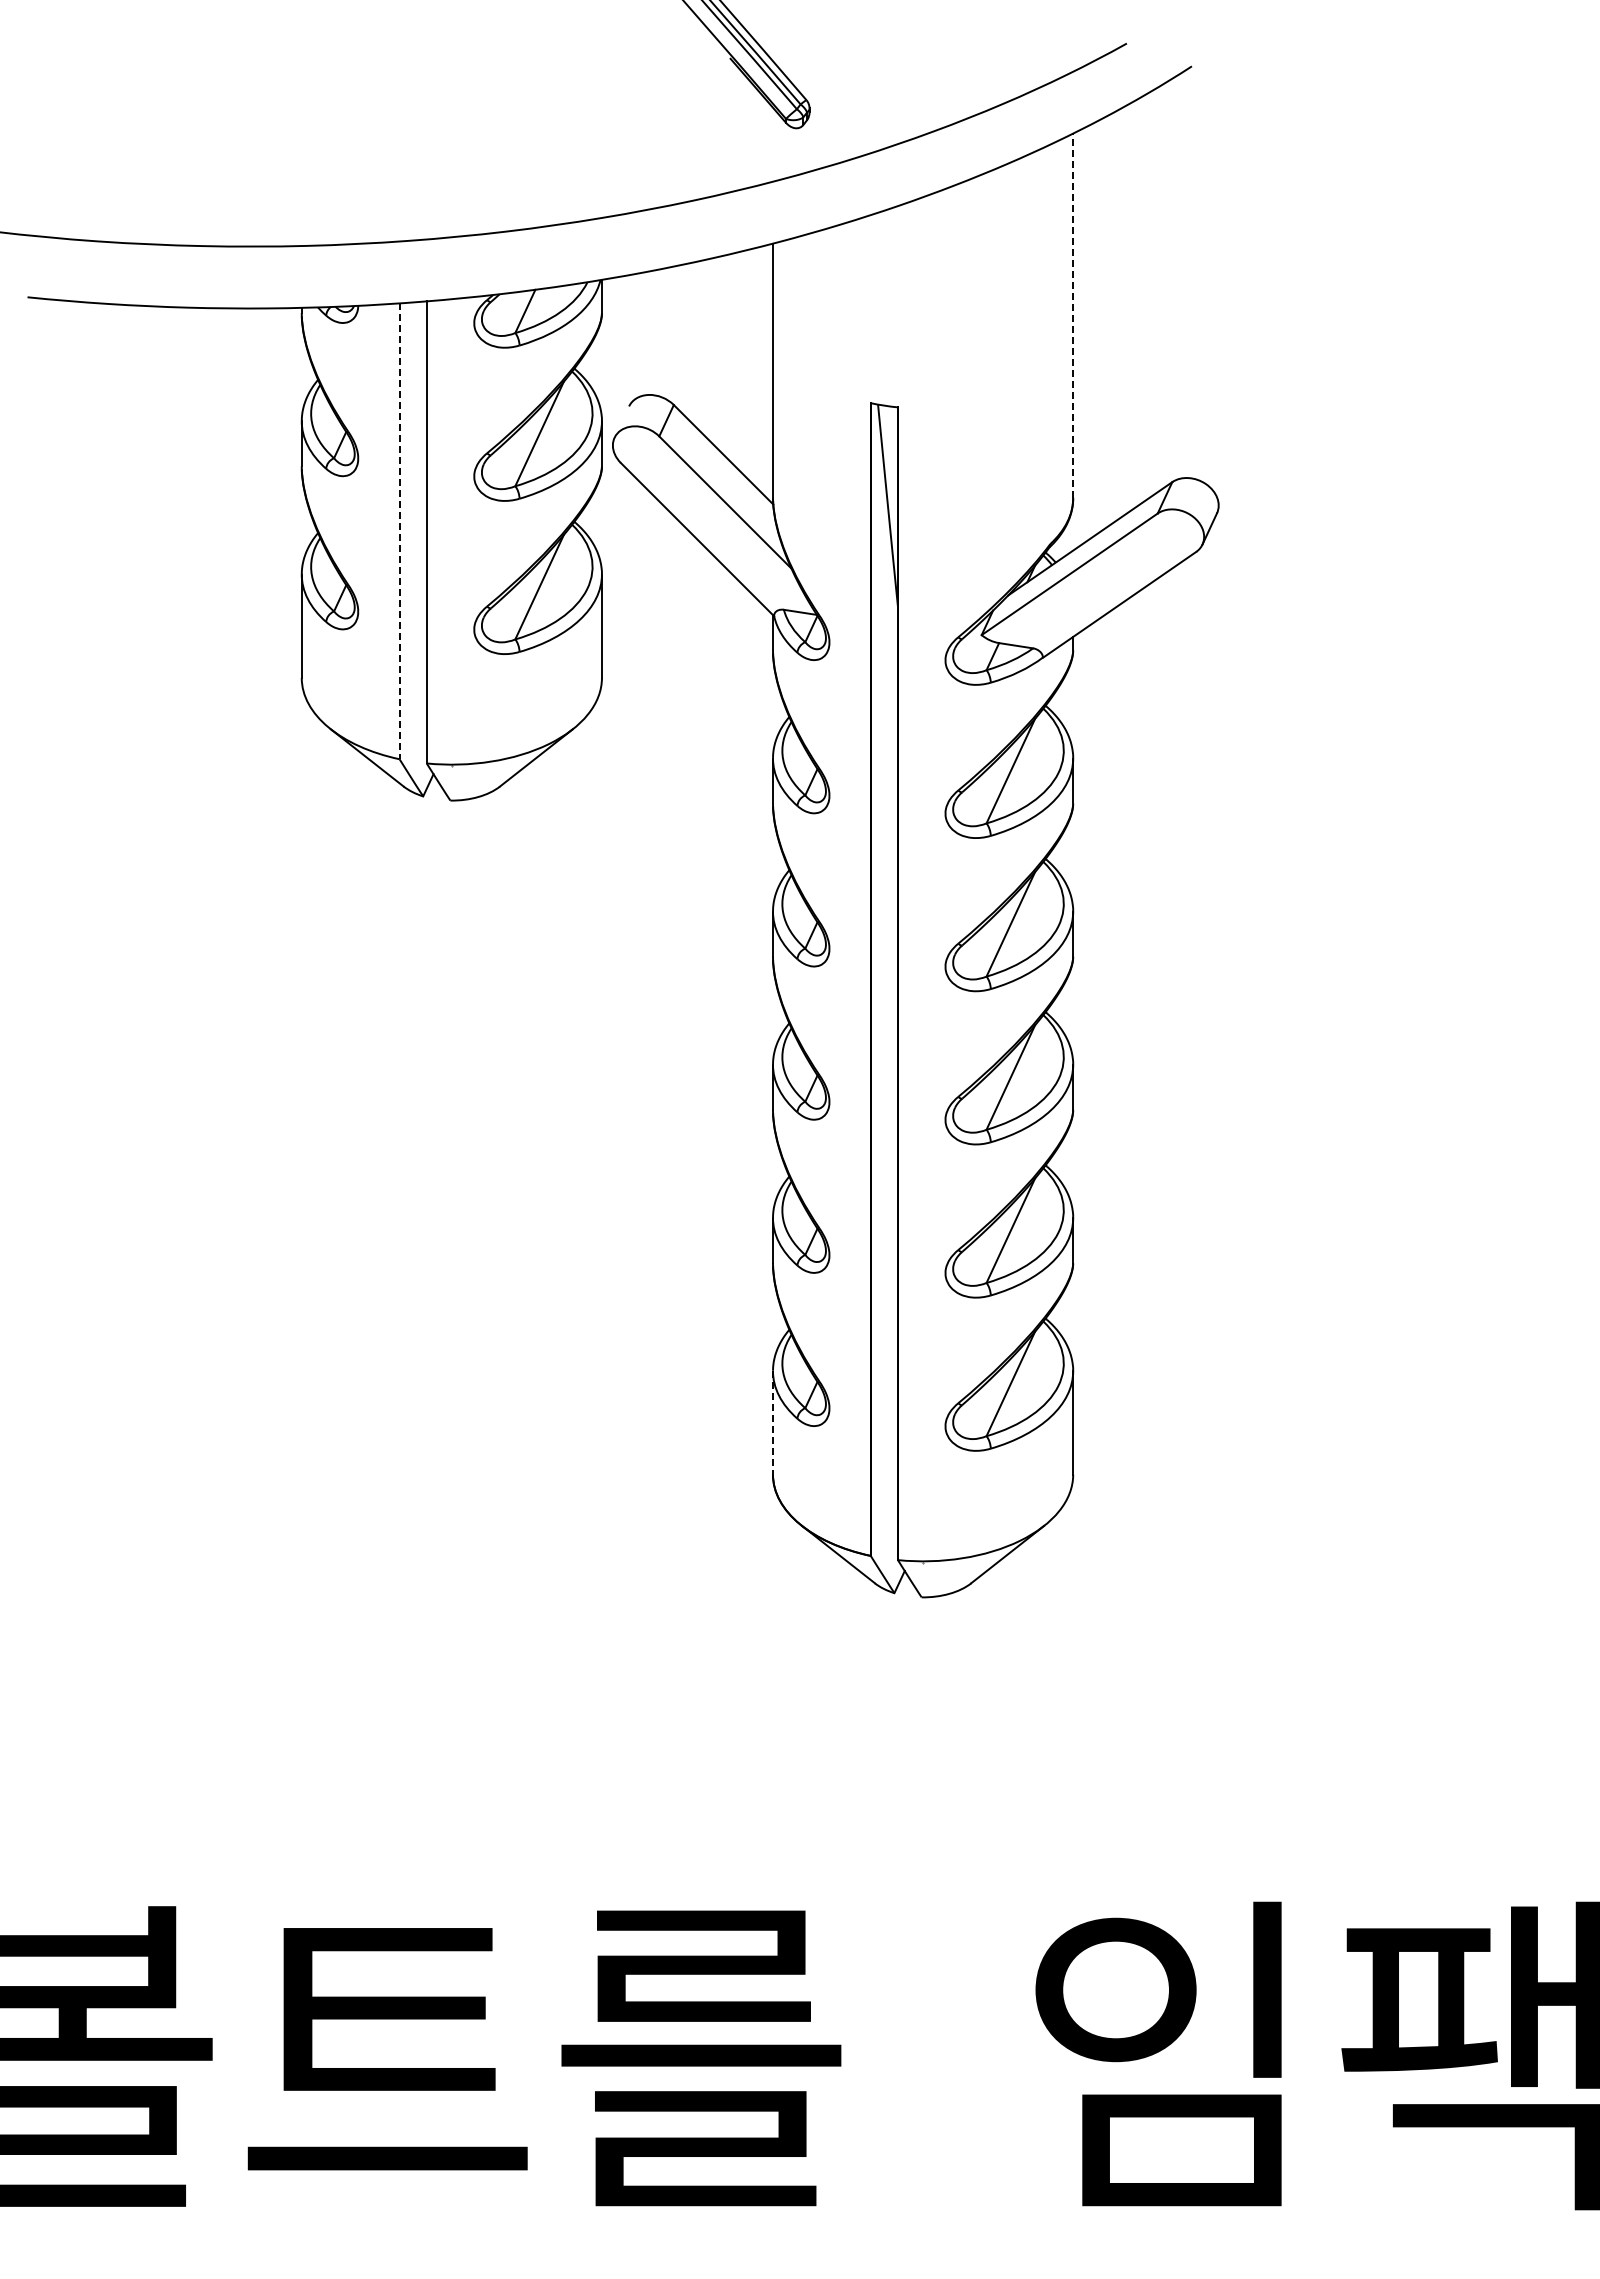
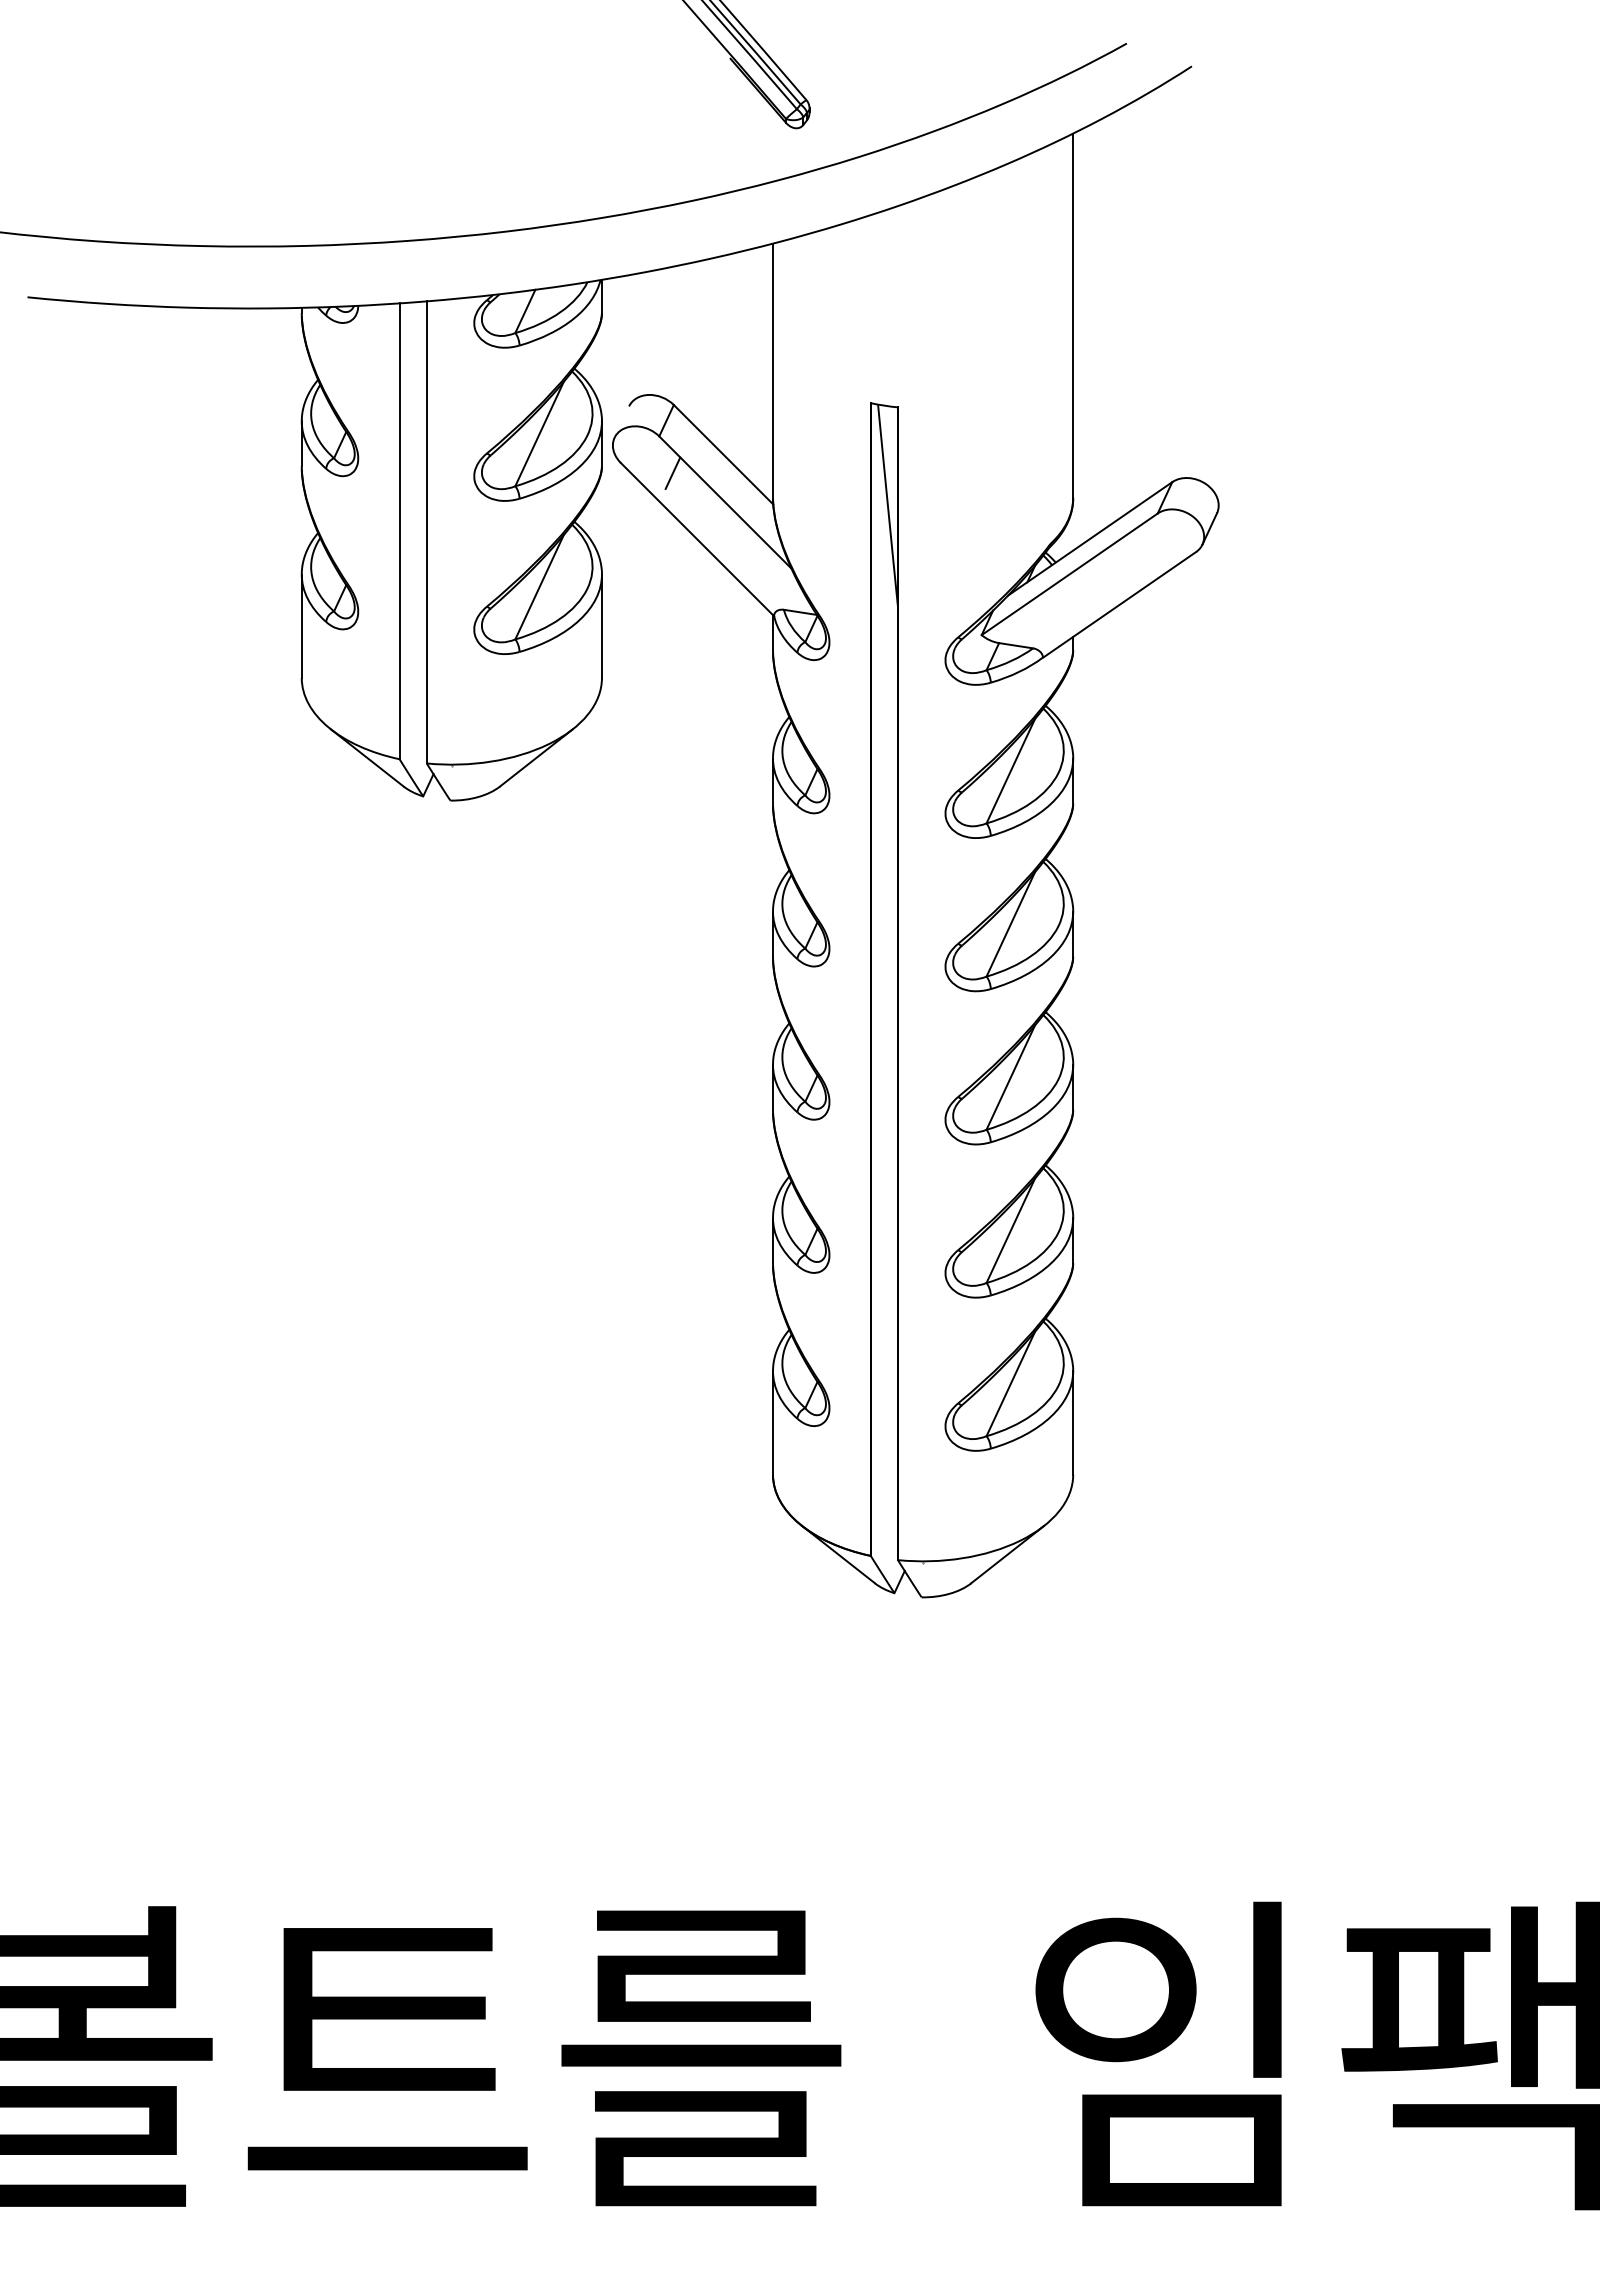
line: dashed -> solid (1073, 315)
line: none -> present (672, 472)
line: dashed -> solid (399, 531)
line: dashed -> solid (772, 1423)
